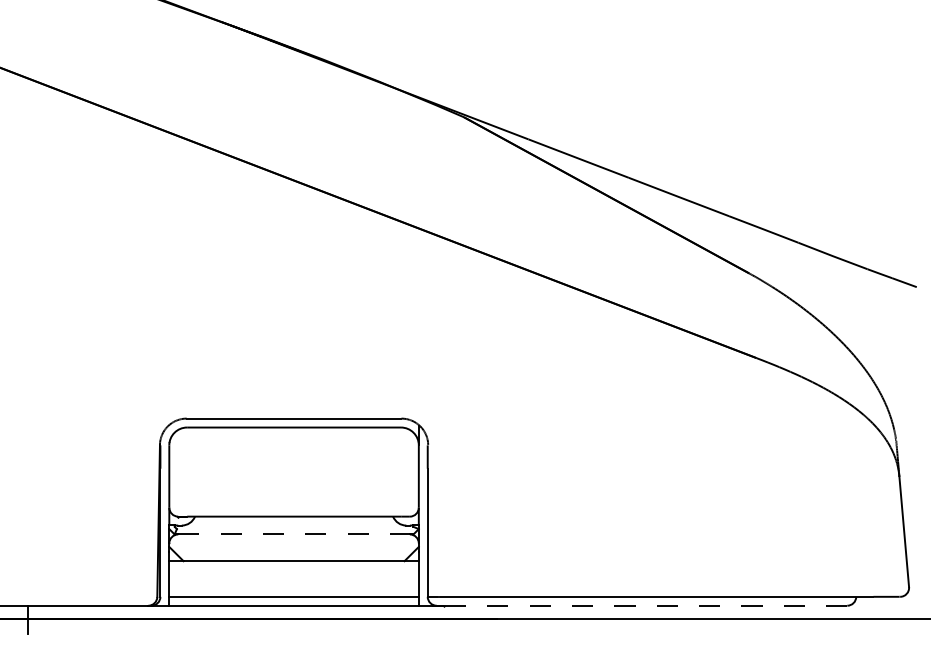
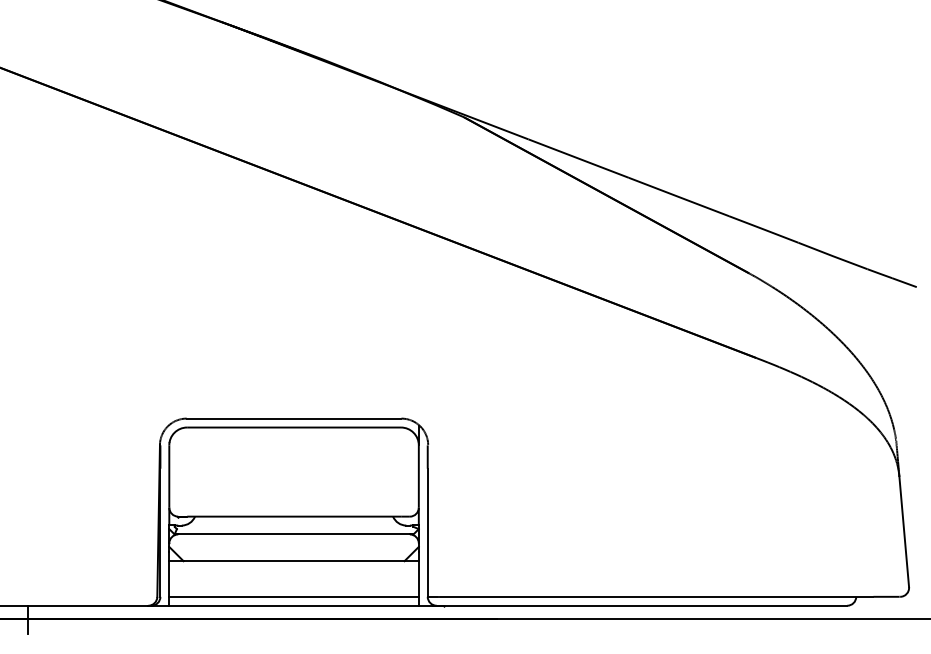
line: dashed -> solid (294, 534)
line: dashed -> solid (641, 605)
